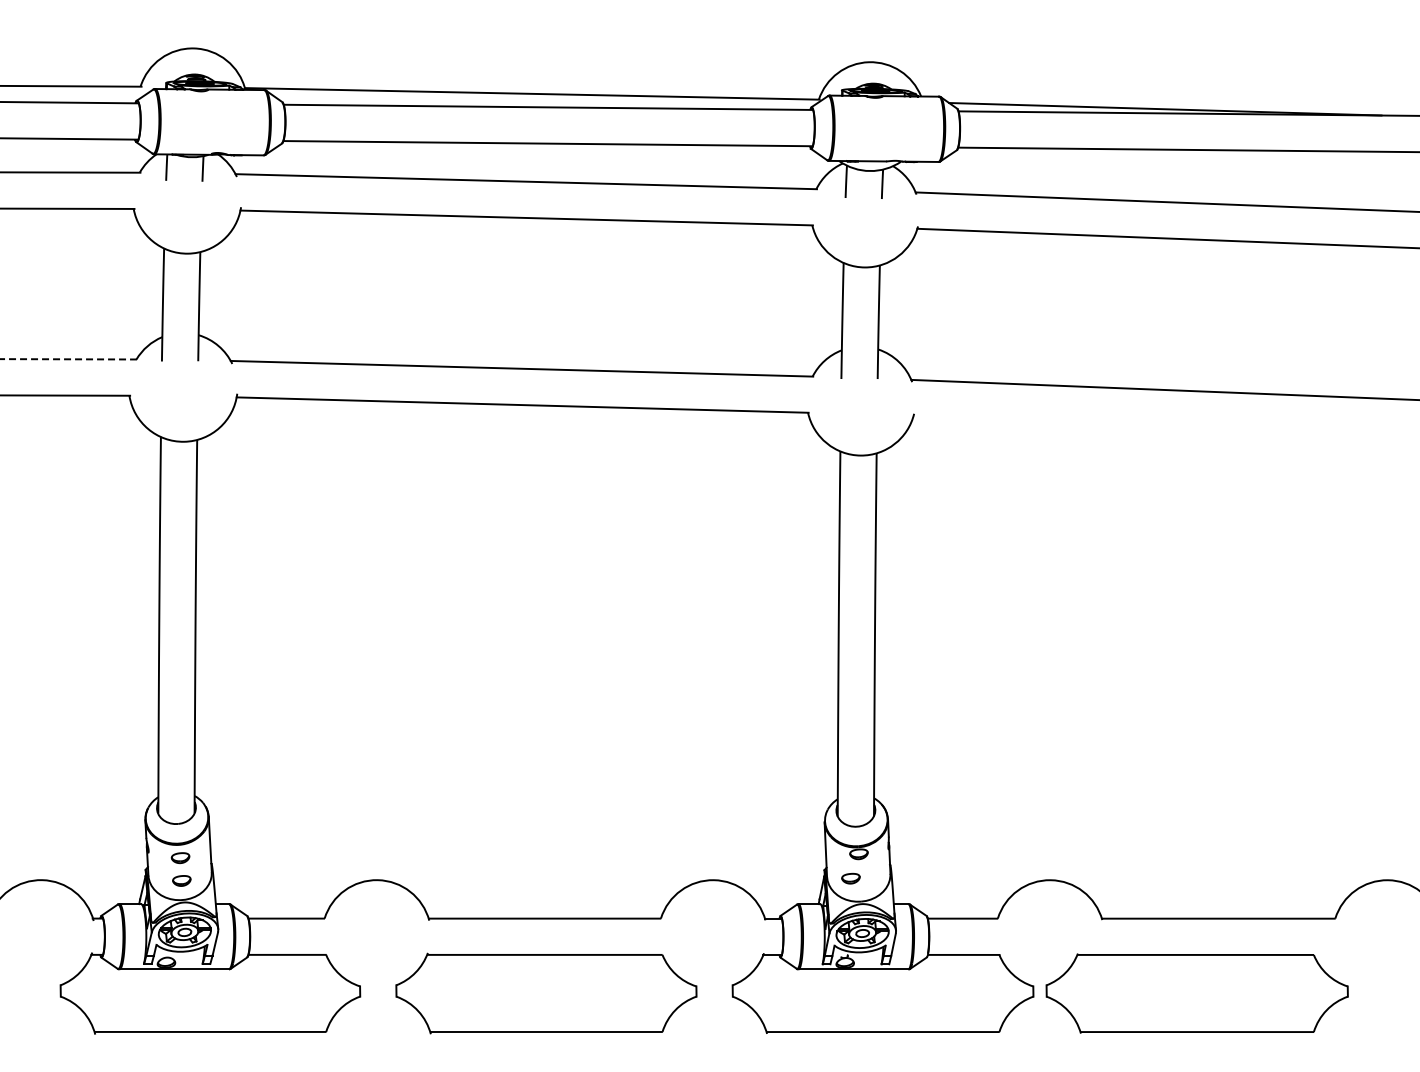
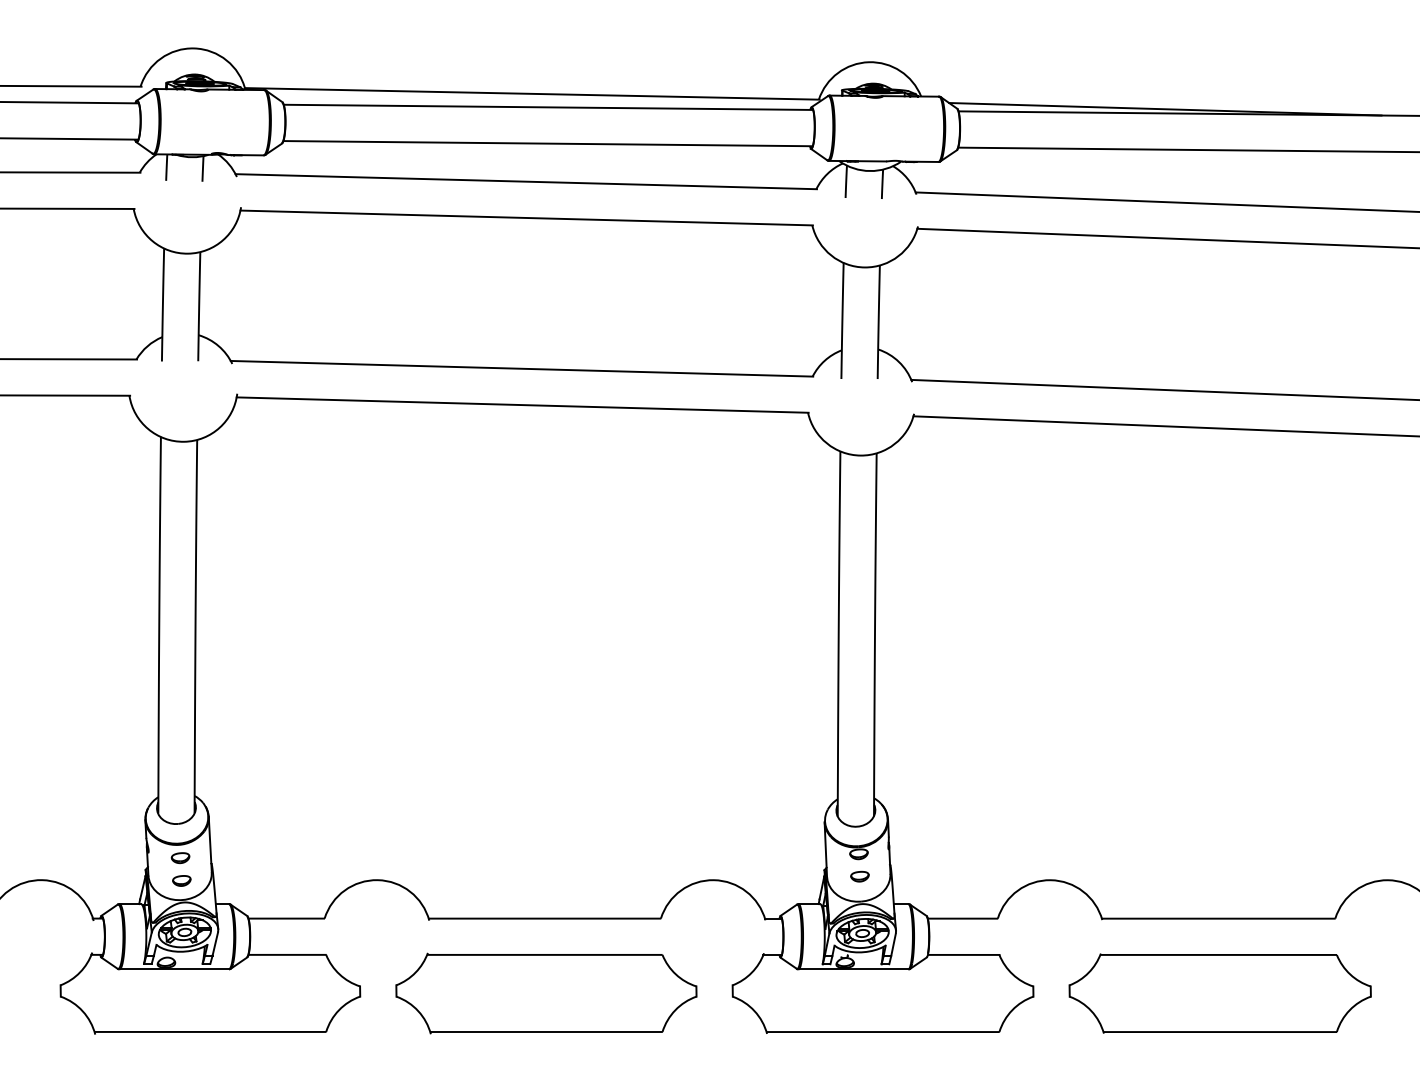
line: dashed -> solid (68, 359)
line: none -> present (1164, 426)
part position: (850, 878) -> (859, 876) (859, 876)
part position: (1196, 993) -> (1219, 993) (1219, 993)
